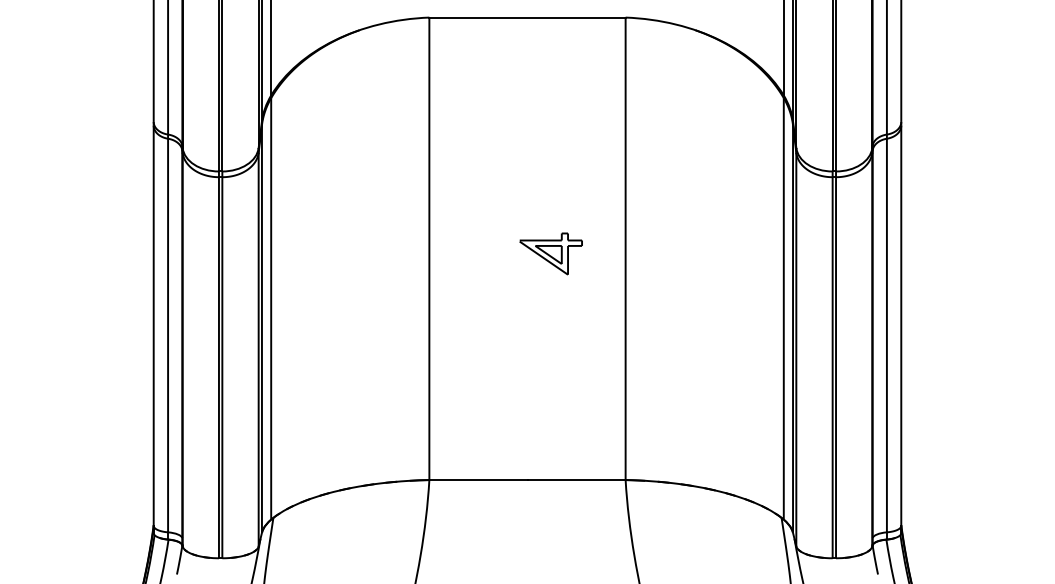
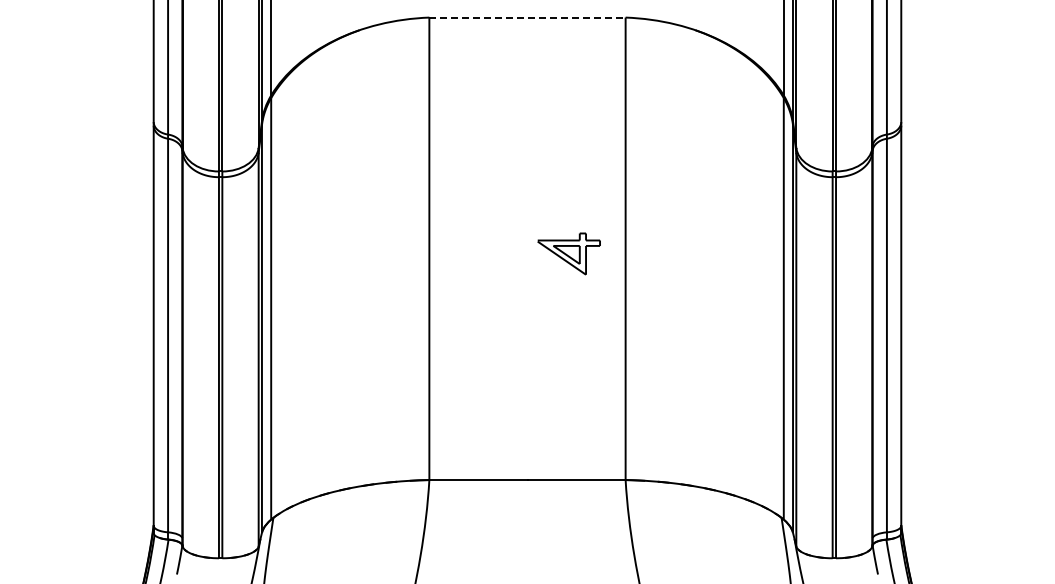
line: solid -> dashed (527, 17)
part position: (550, 253) -> (568, 253) (568, 253)
